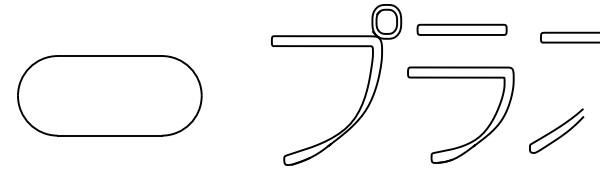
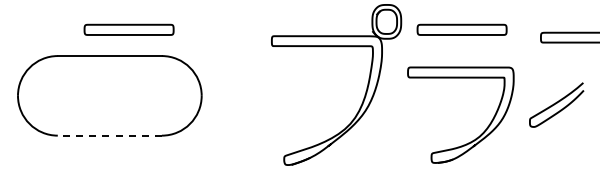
part: none -> present (128, 29)
curve position: (556, 130) -> (556, 104) (556, 104)
line: solid -> dashed (109, 135)
